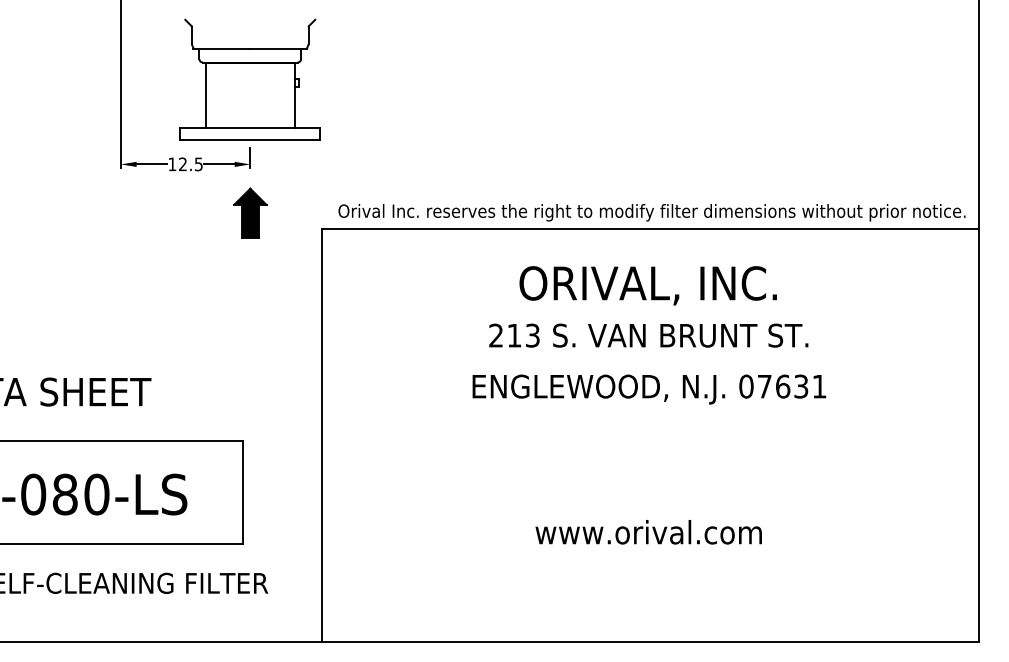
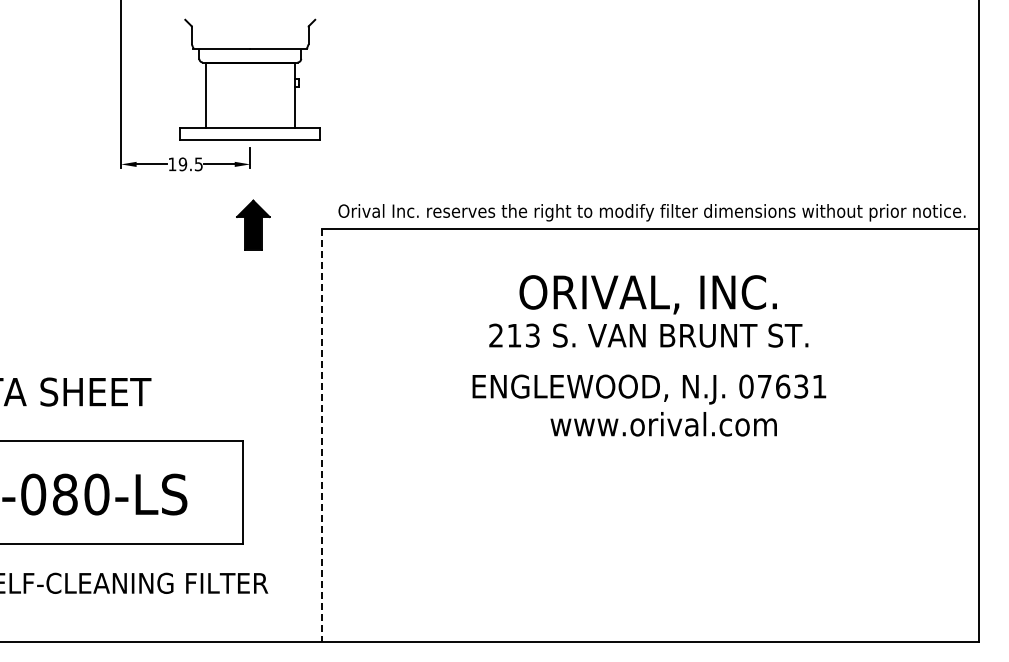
text: 12.5 -> 19.5 (182, 164)
part position: (250, 212) -> (253, 224) (253, 224)
text position: (647, 285) -> (647, 294) (647, 294)
line: solid -> dashed (321, 436)
text position: (648, 532) -> (663, 424) (663, 424)
